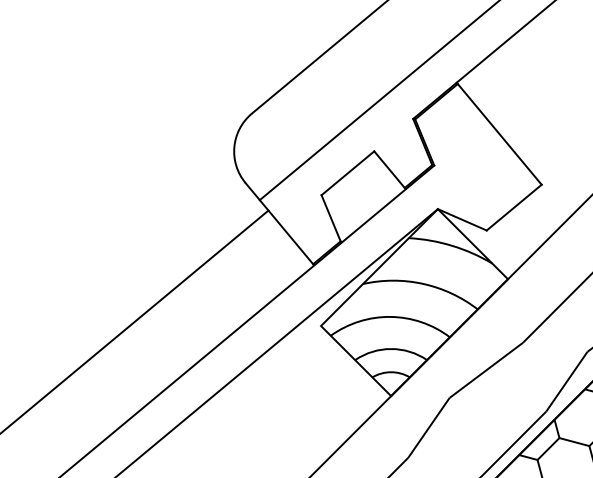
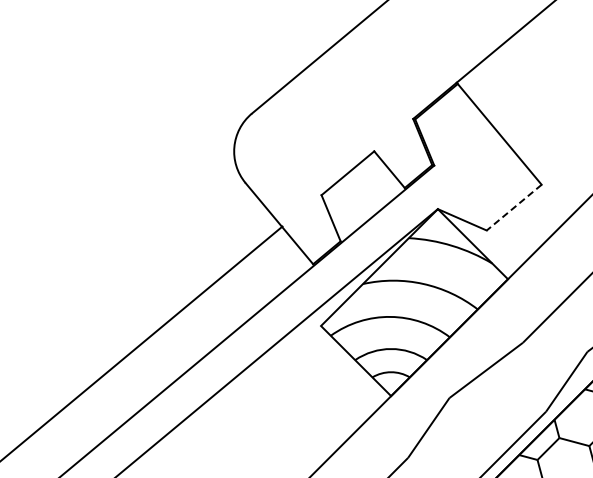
line: present -> none (378, 101)
line: solid -> dashed (514, 207)
line position: (135, 320) -> (142, 342) (142, 342)
